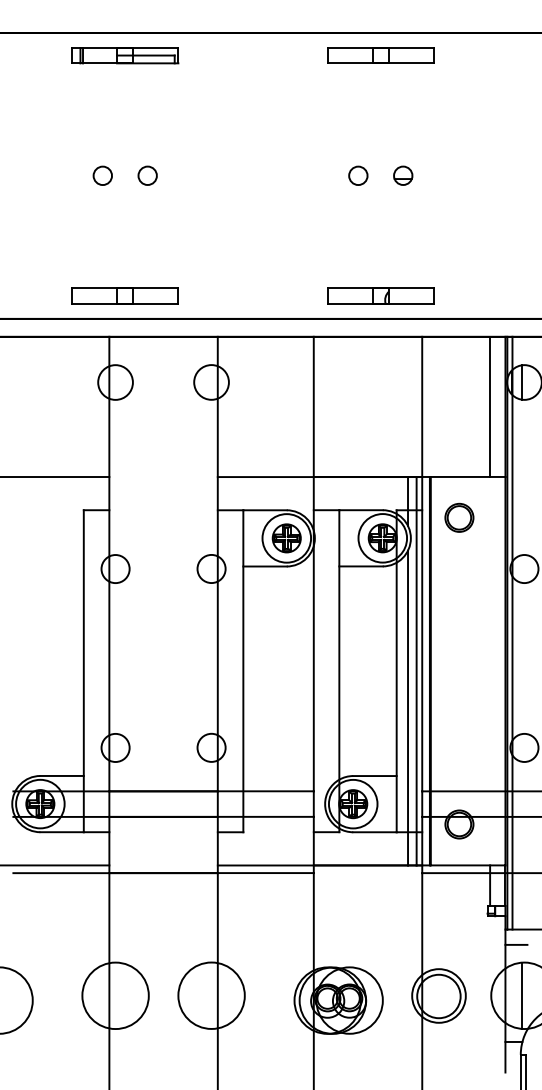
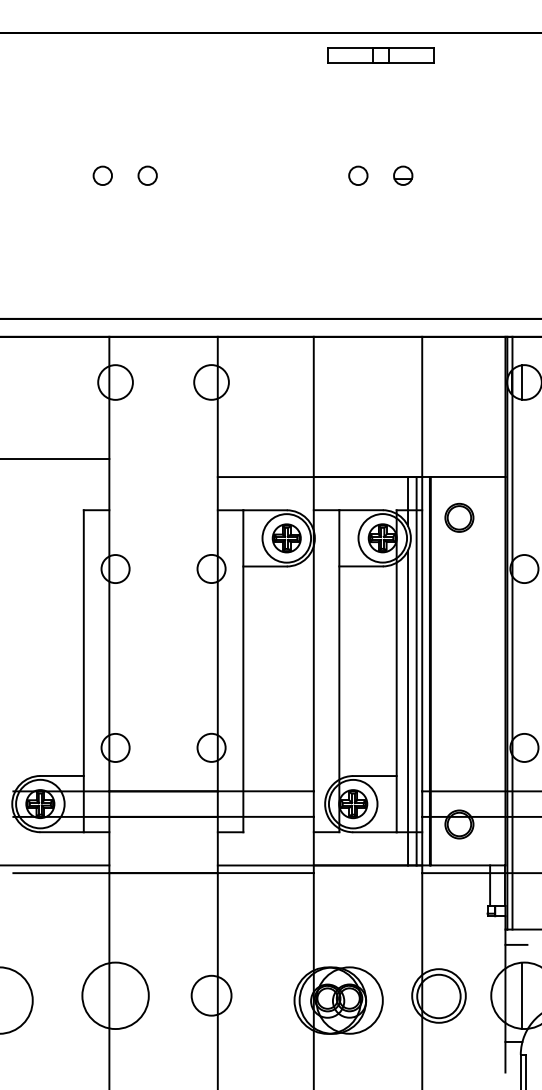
part: present -> none (125, 55)
part: present -> none (124, 295)
part: present -> none (380, 295)
line: present -> none (490, 406)
line position: (55, 477) -> (55, 459) (55, 459)
circle diameter: 66 px -> 40 px (211, 995)
